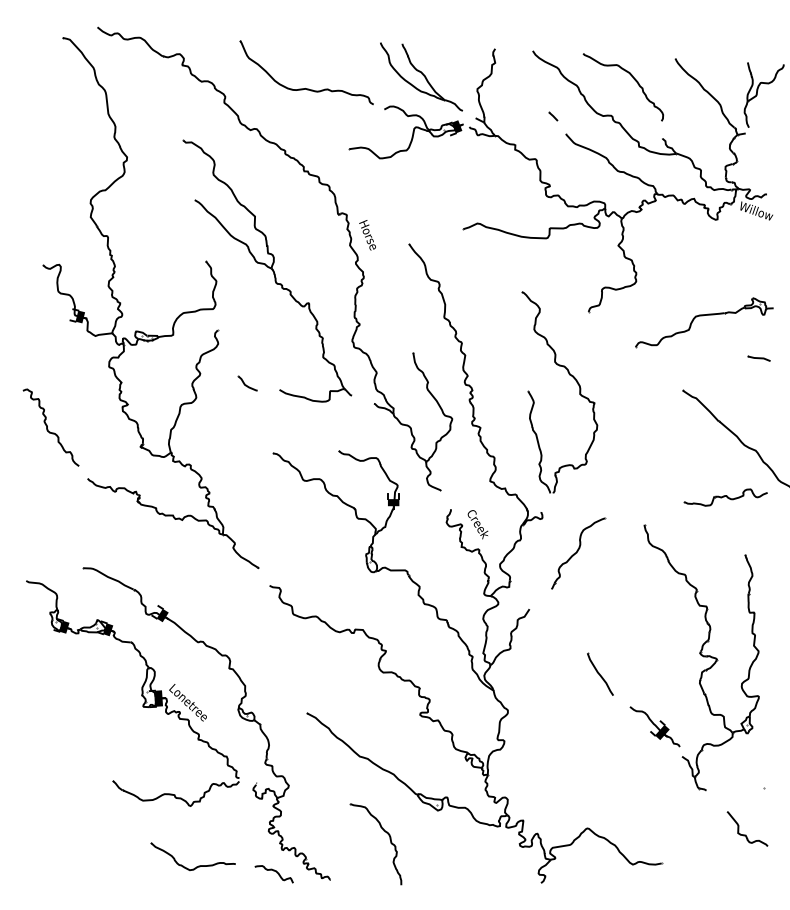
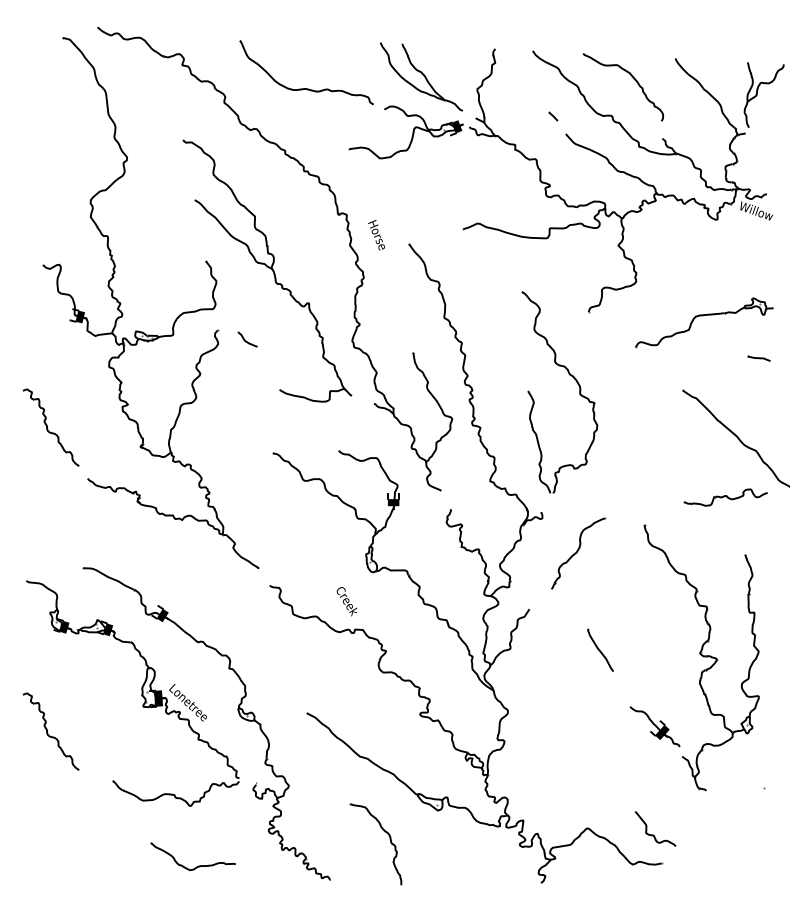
text position: (367, 235) -> (376, 235) (376, 235)
part position: (247, 383) -> (247, 339) (247, 339)
text position: (477, 524) -> (346, 601) (346, 601)
part position: (600, 673) -> (600, 649) (600, 649)
curve: none -> present (48, 733)
curve position: (745, 834) -> (653, 834) (653, 834)
curve: present -> none (275, 872)
